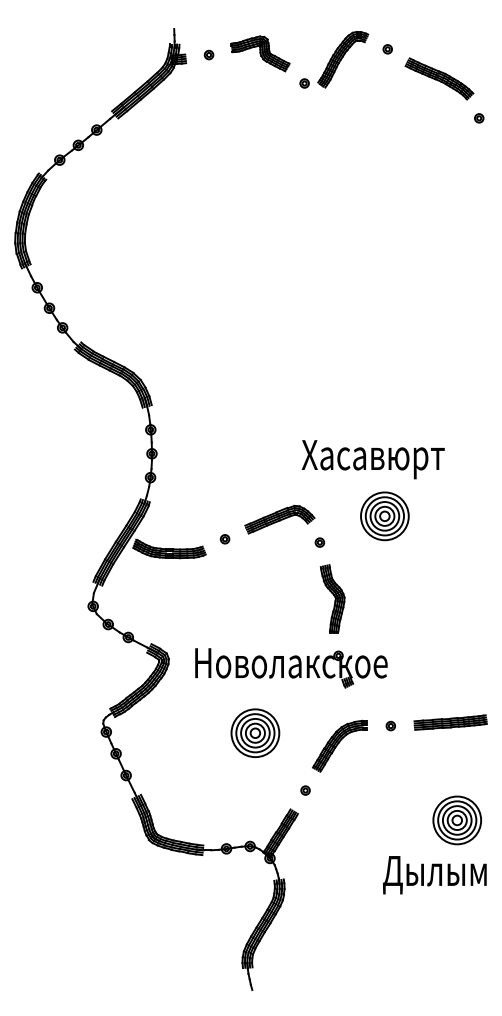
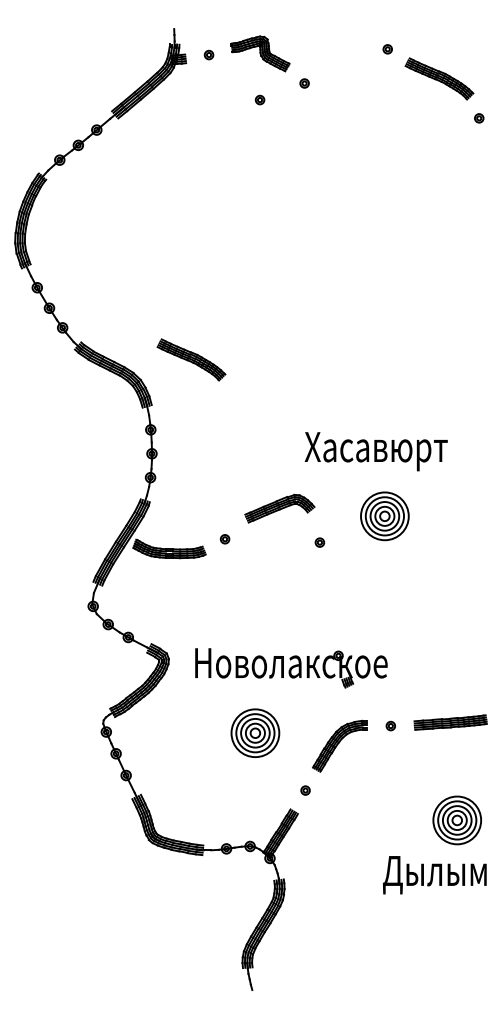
part: present -> none (343, 59)
part: none -> present (259, 99)
part: none -> present (191, 359)
text position: (372, 459) -> (375, 451) (375, 451)
part position: (279, 519) -> (279, 508) (279, 508)
part: present -> none (332, 598)
